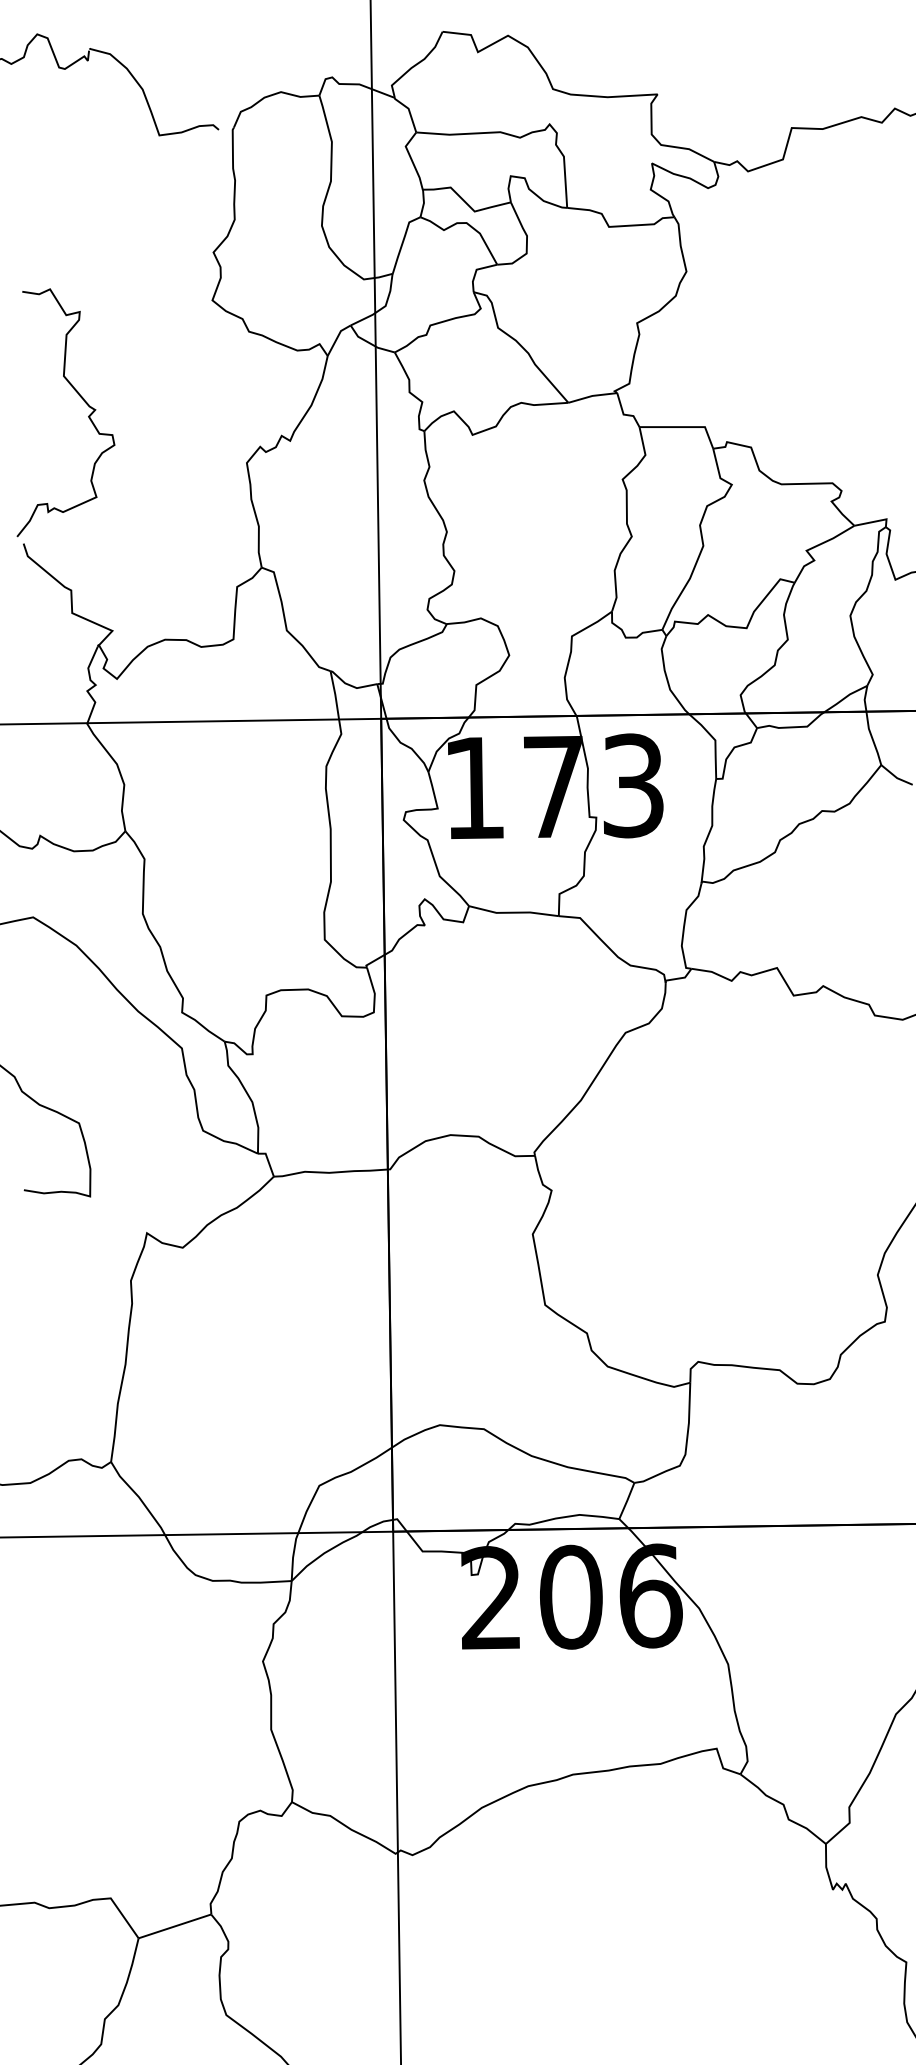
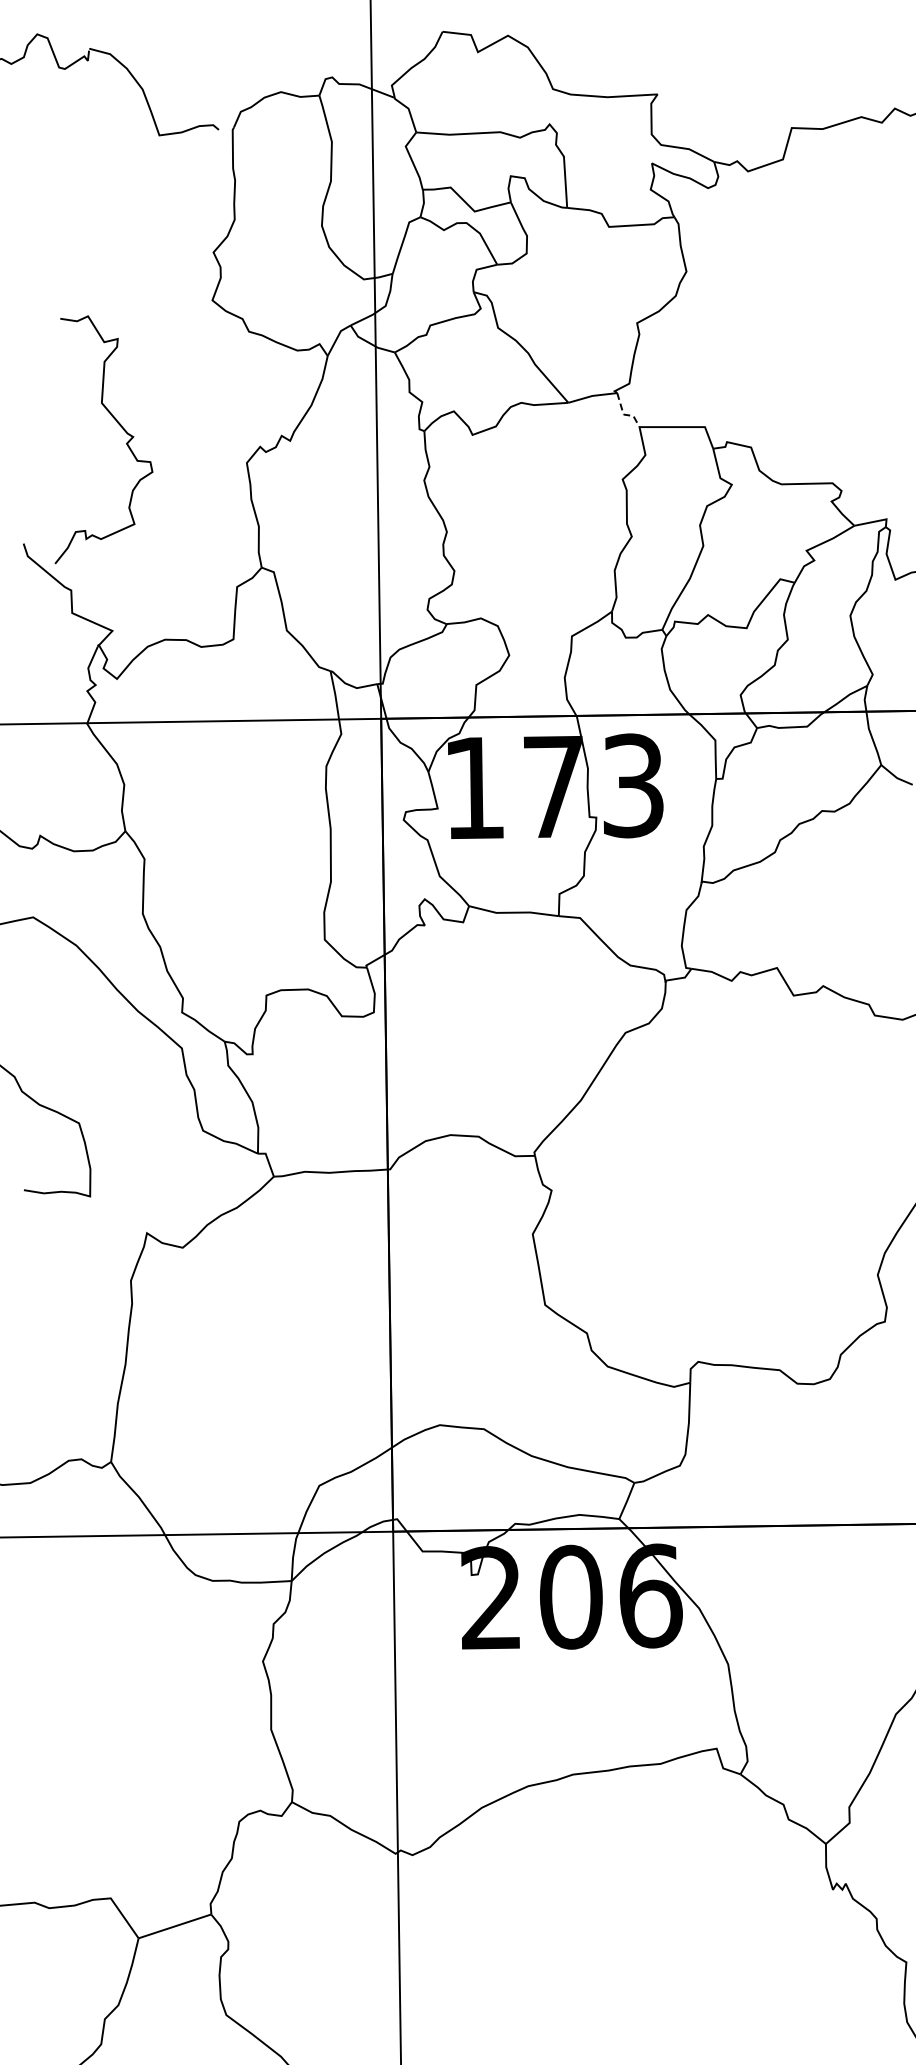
curve position: (80, 397) -> (118, 424) (118, 424)
line: solid -> dashed (623, 414)
